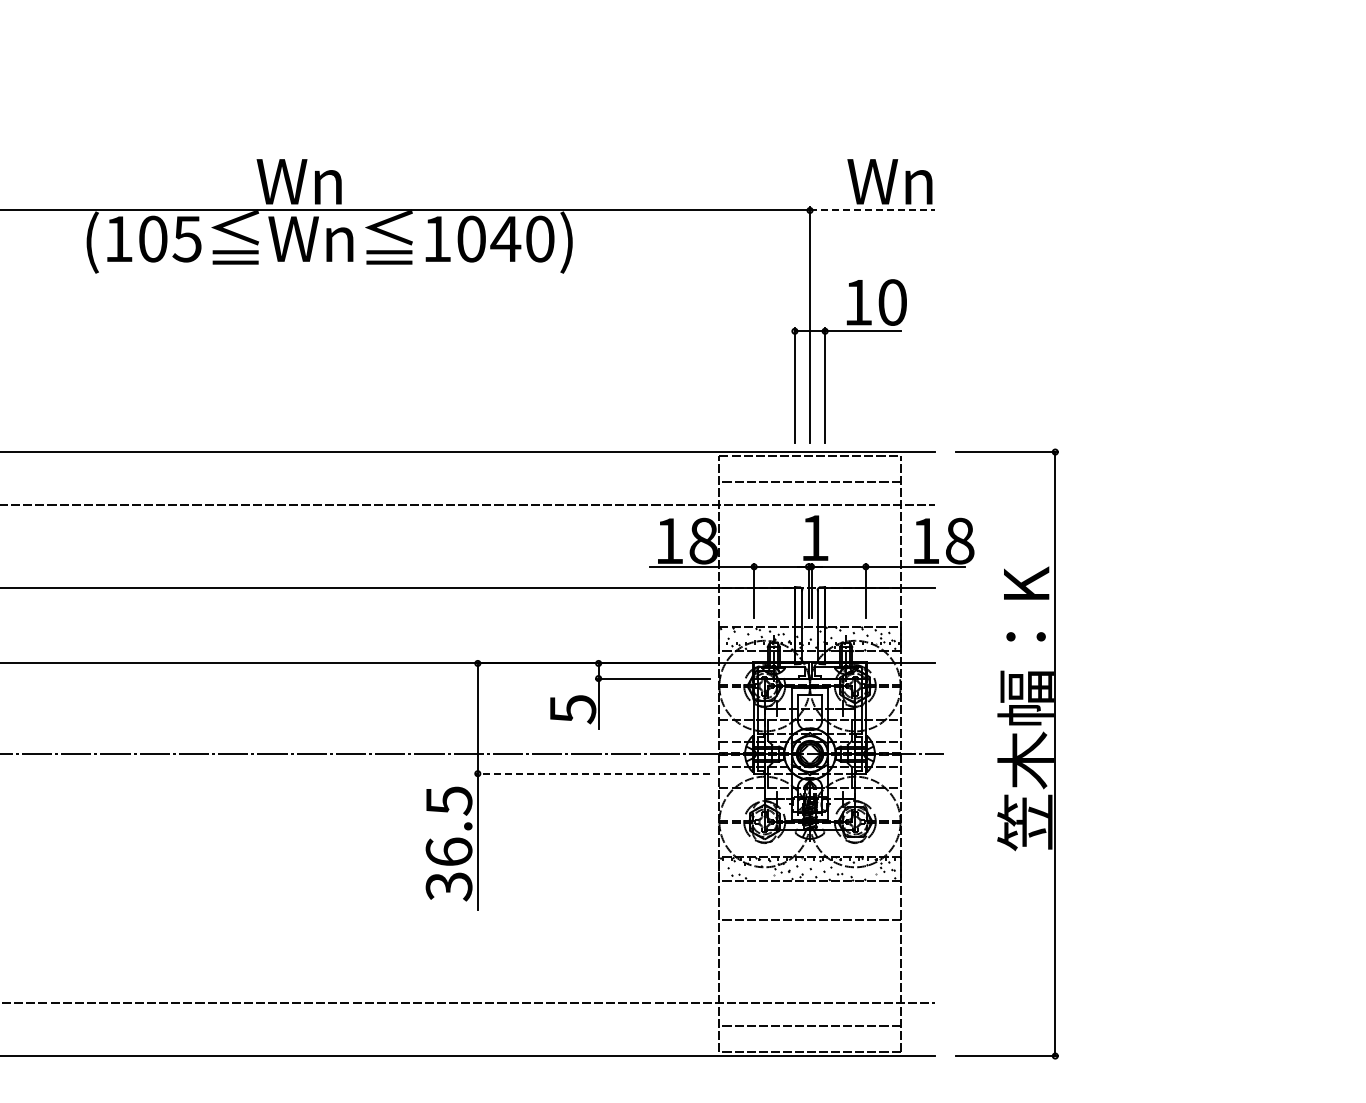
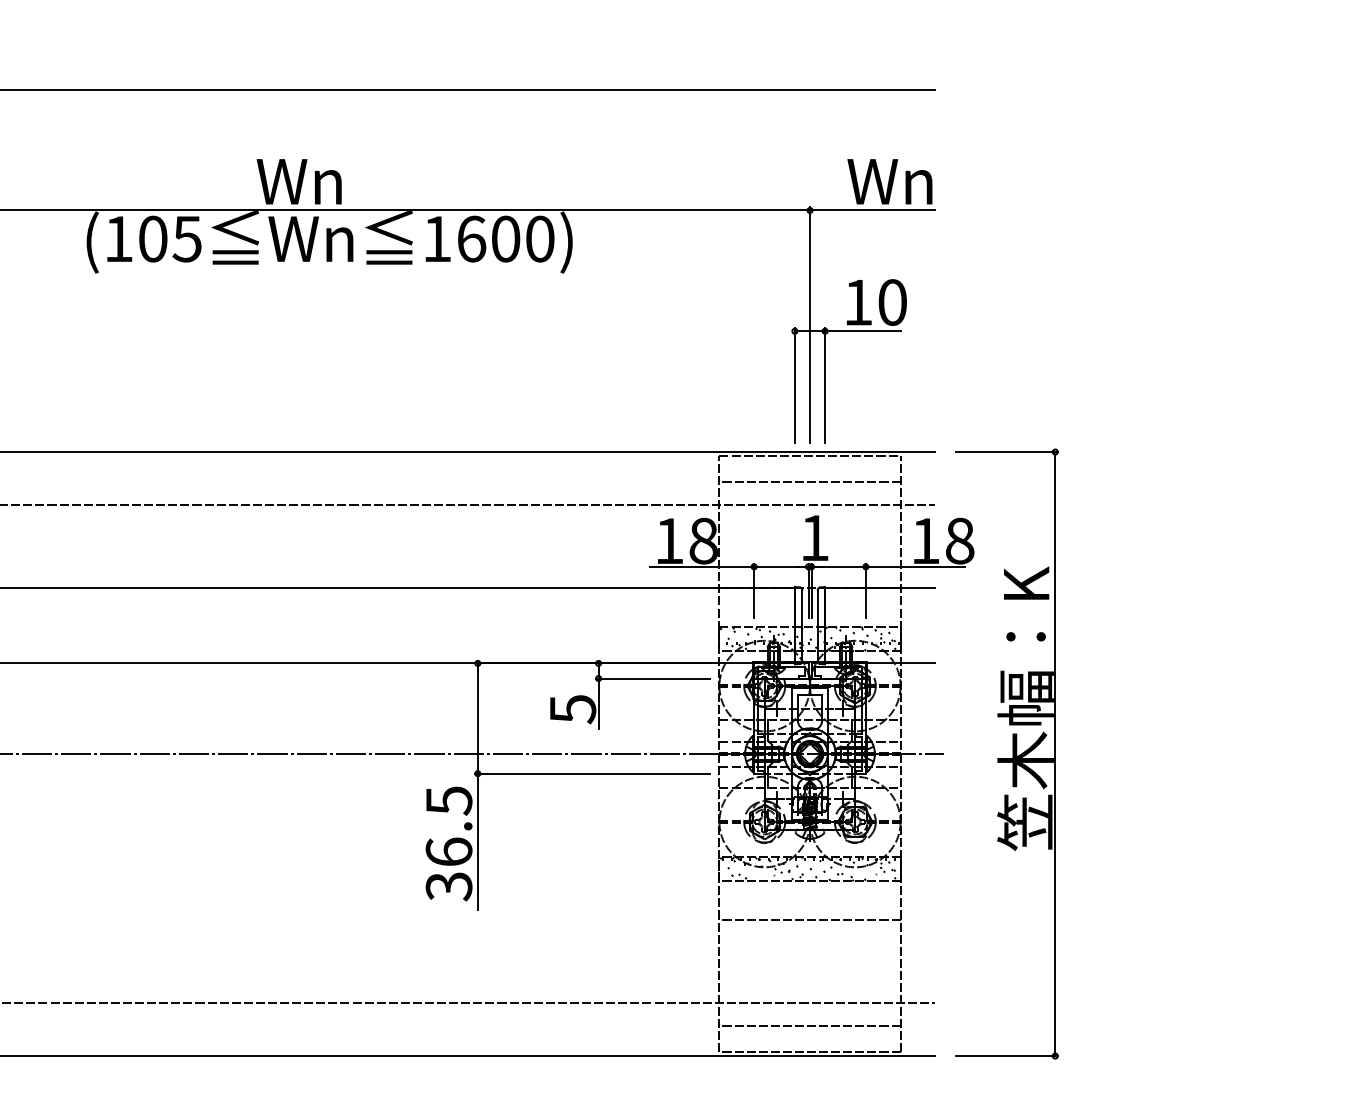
line: none -> present (468, 89)
line: dashed -> solid (872, 210)
text: 1040) -> 1600) (489, 238)
line: dashed -> solid (592, 773)
